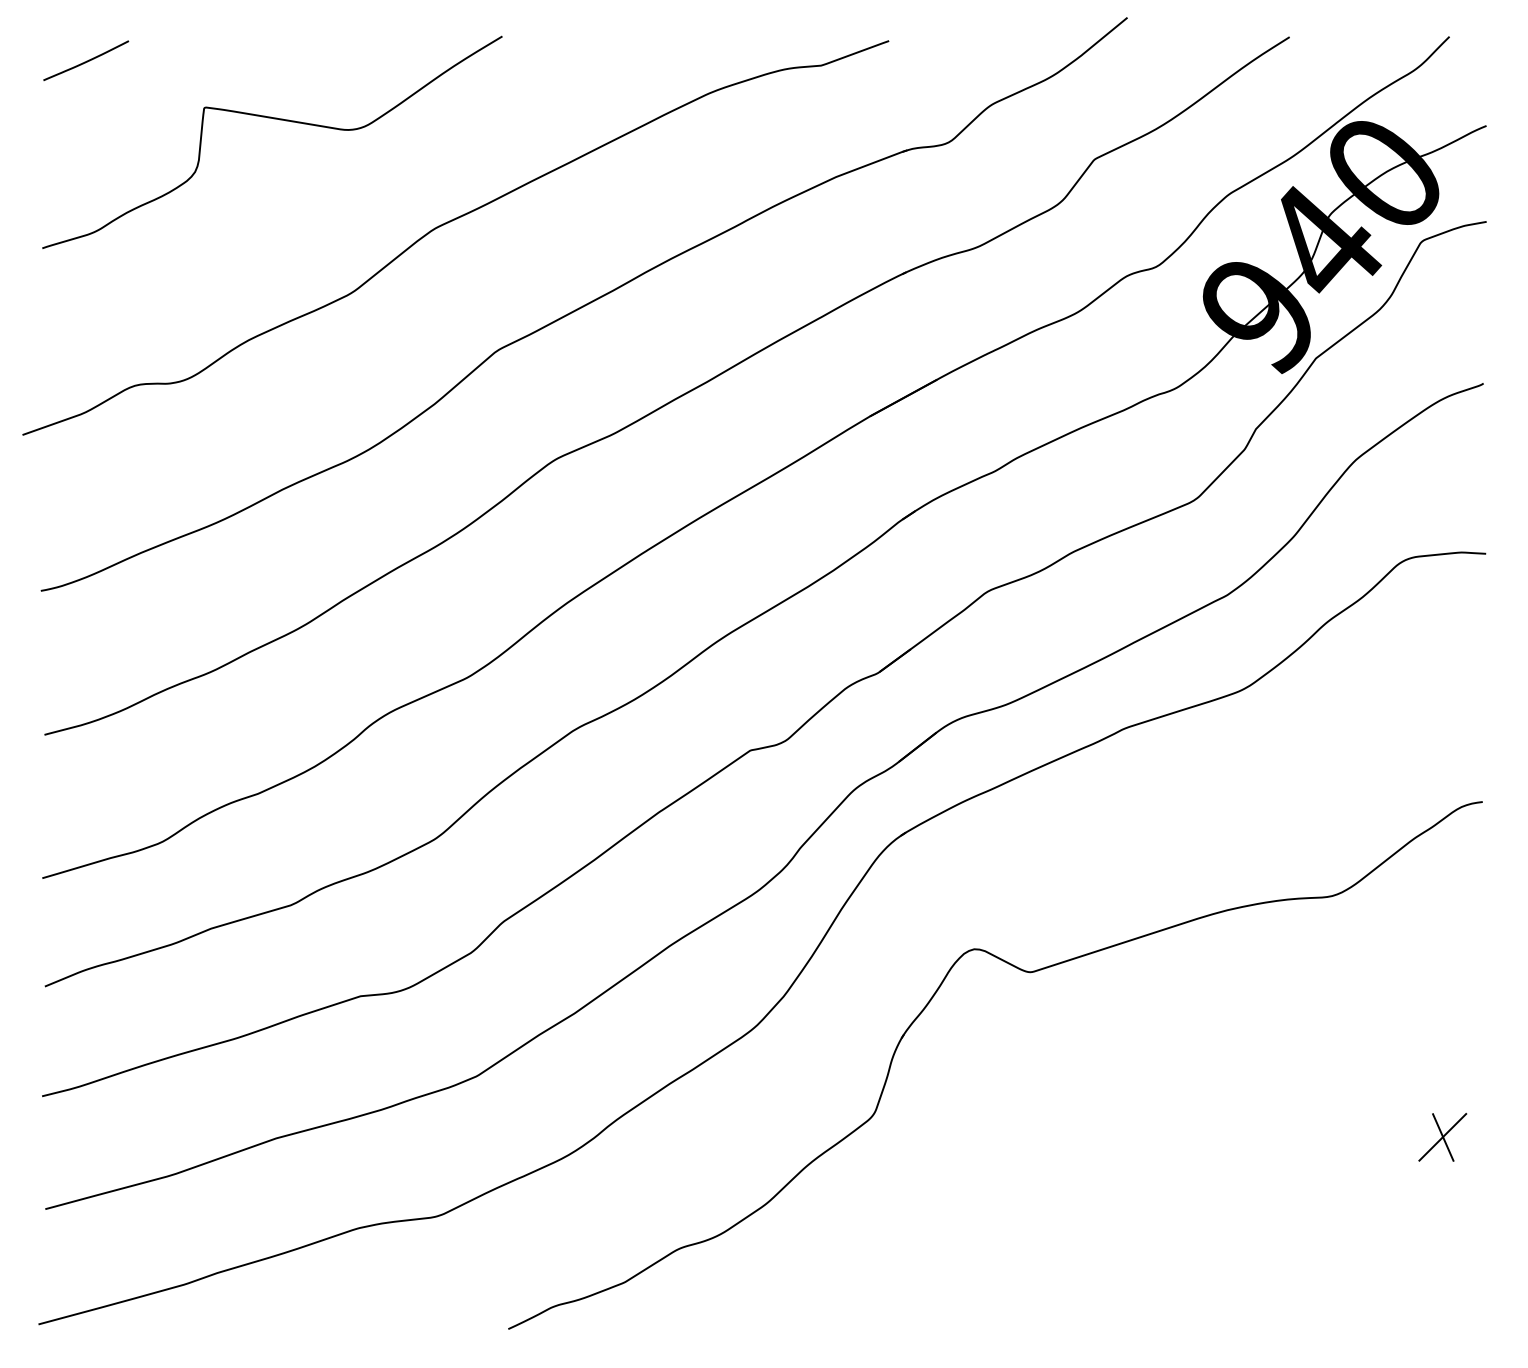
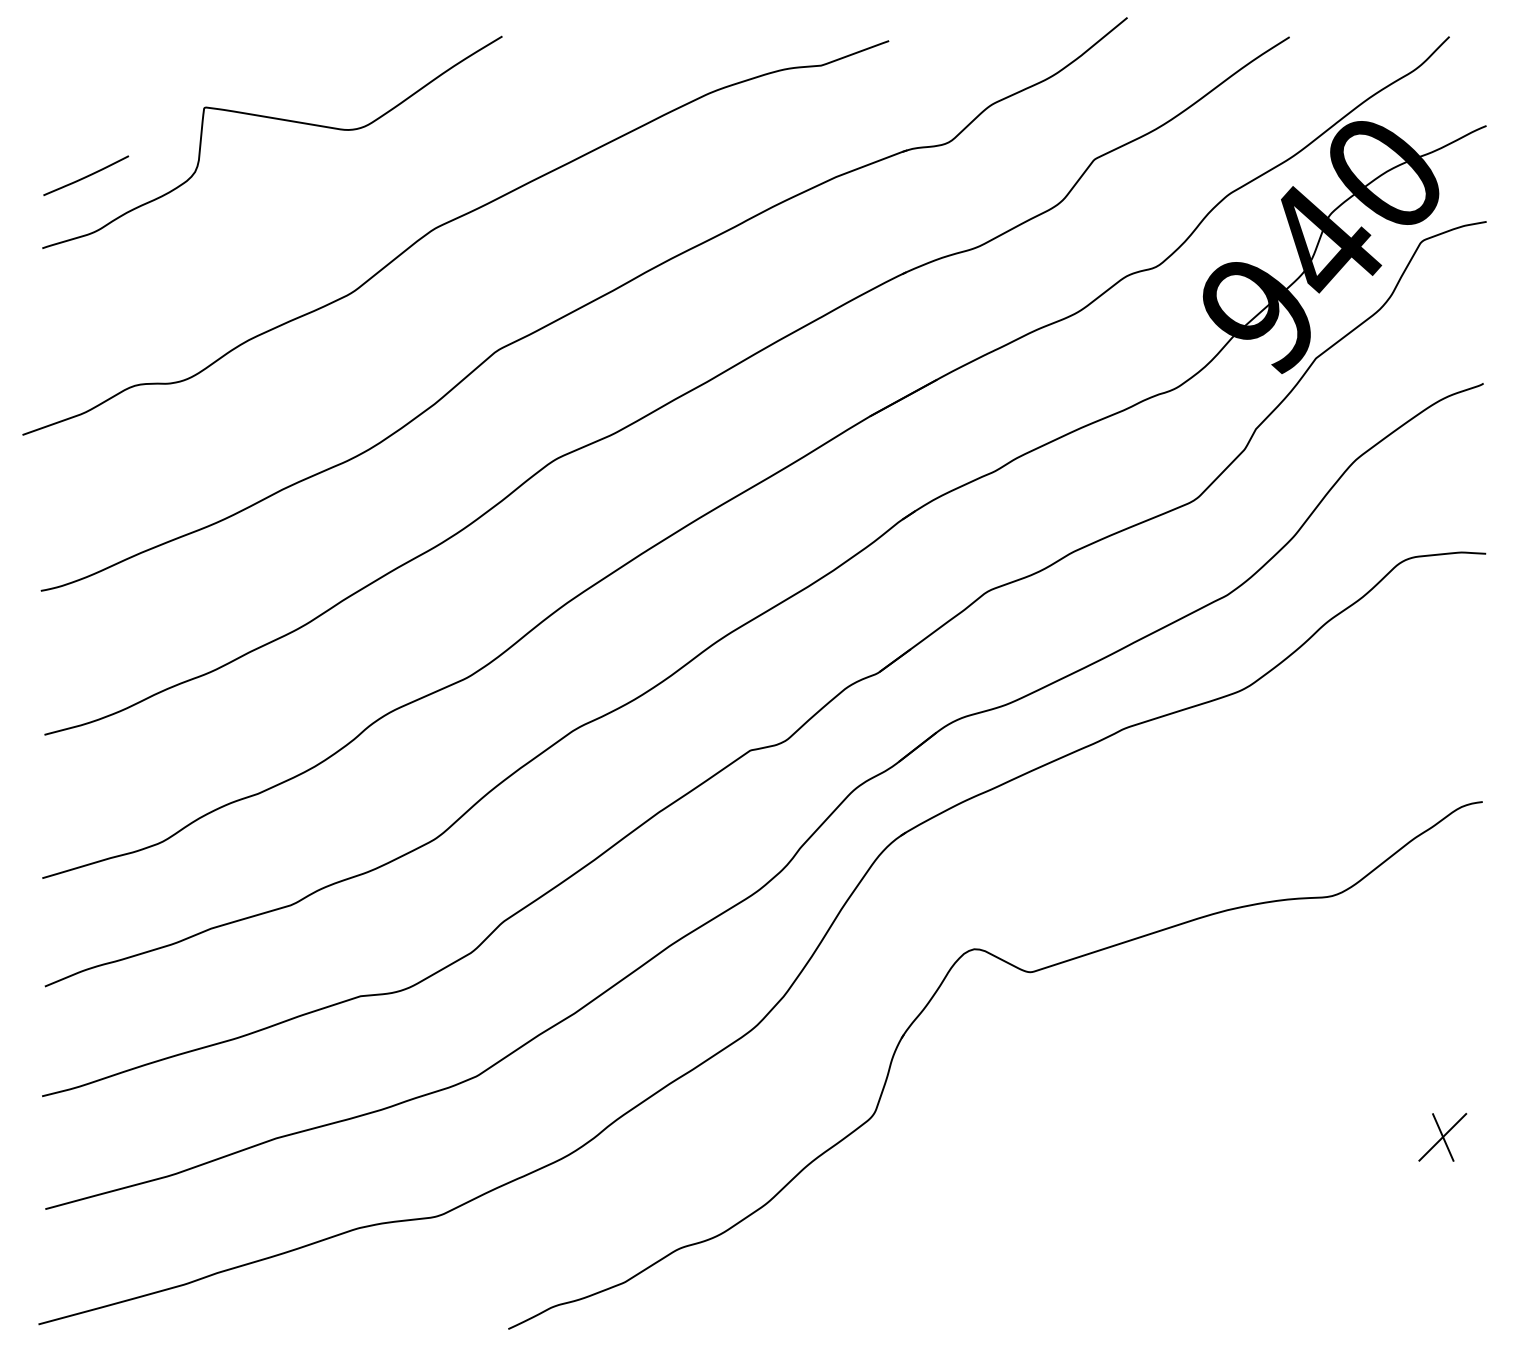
curve position: (86, 60) -> (86, 175) (86, 175)
